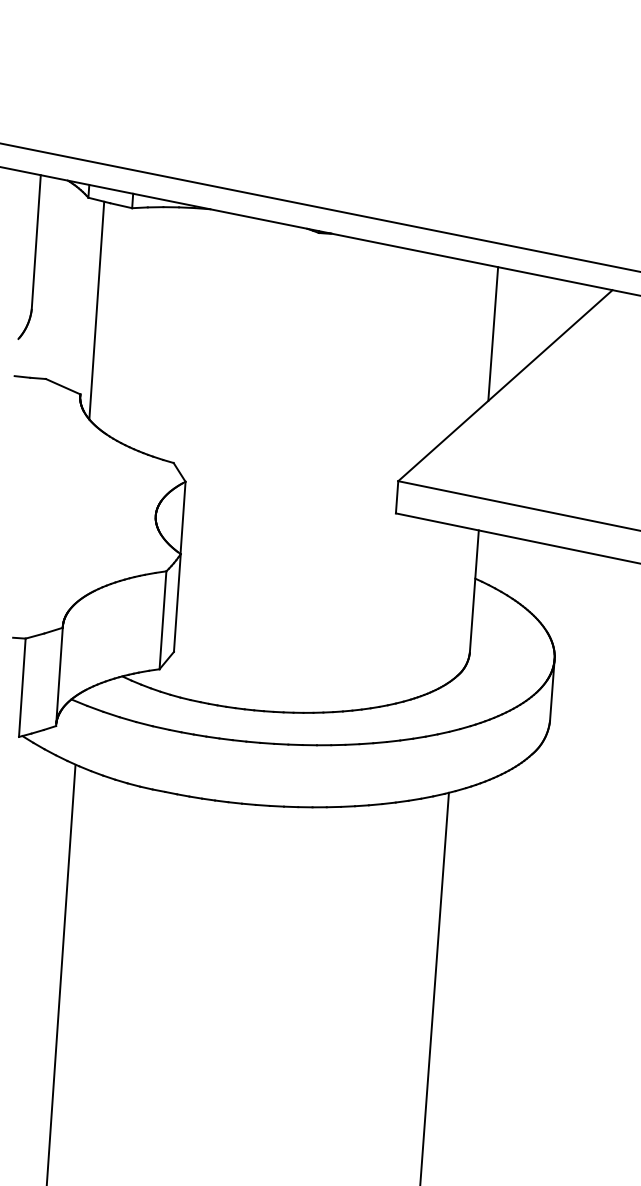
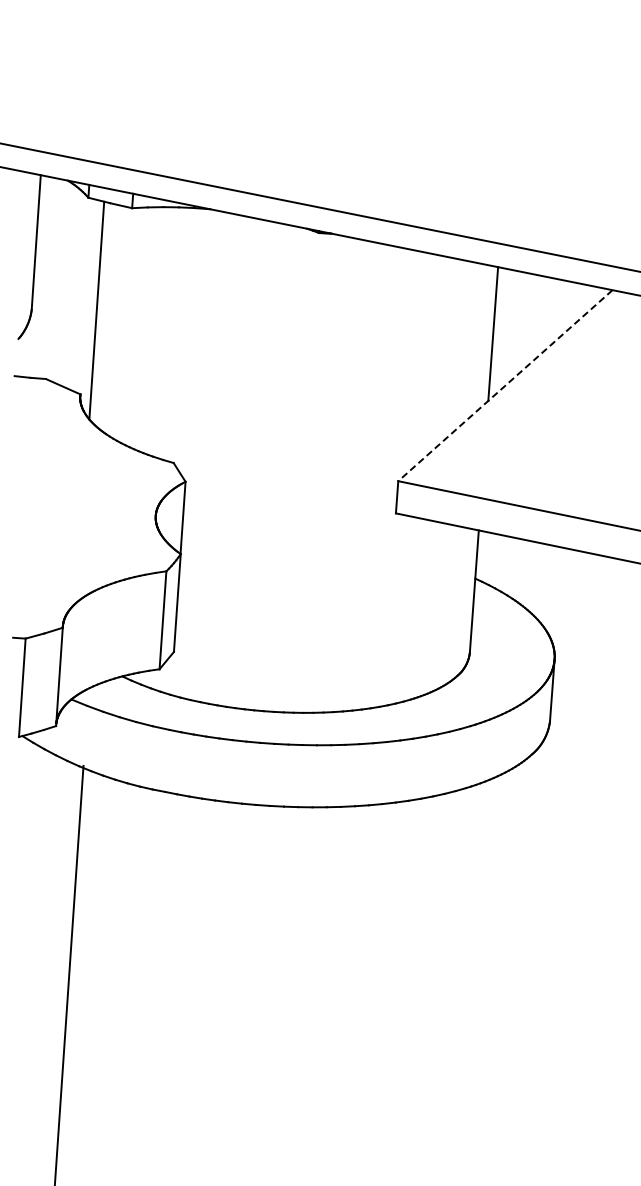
line: solid -> dashed (505, 385)
line position: (61, 973) -> (69, 973) (69, 973)
line: present -> none (434, 987)
